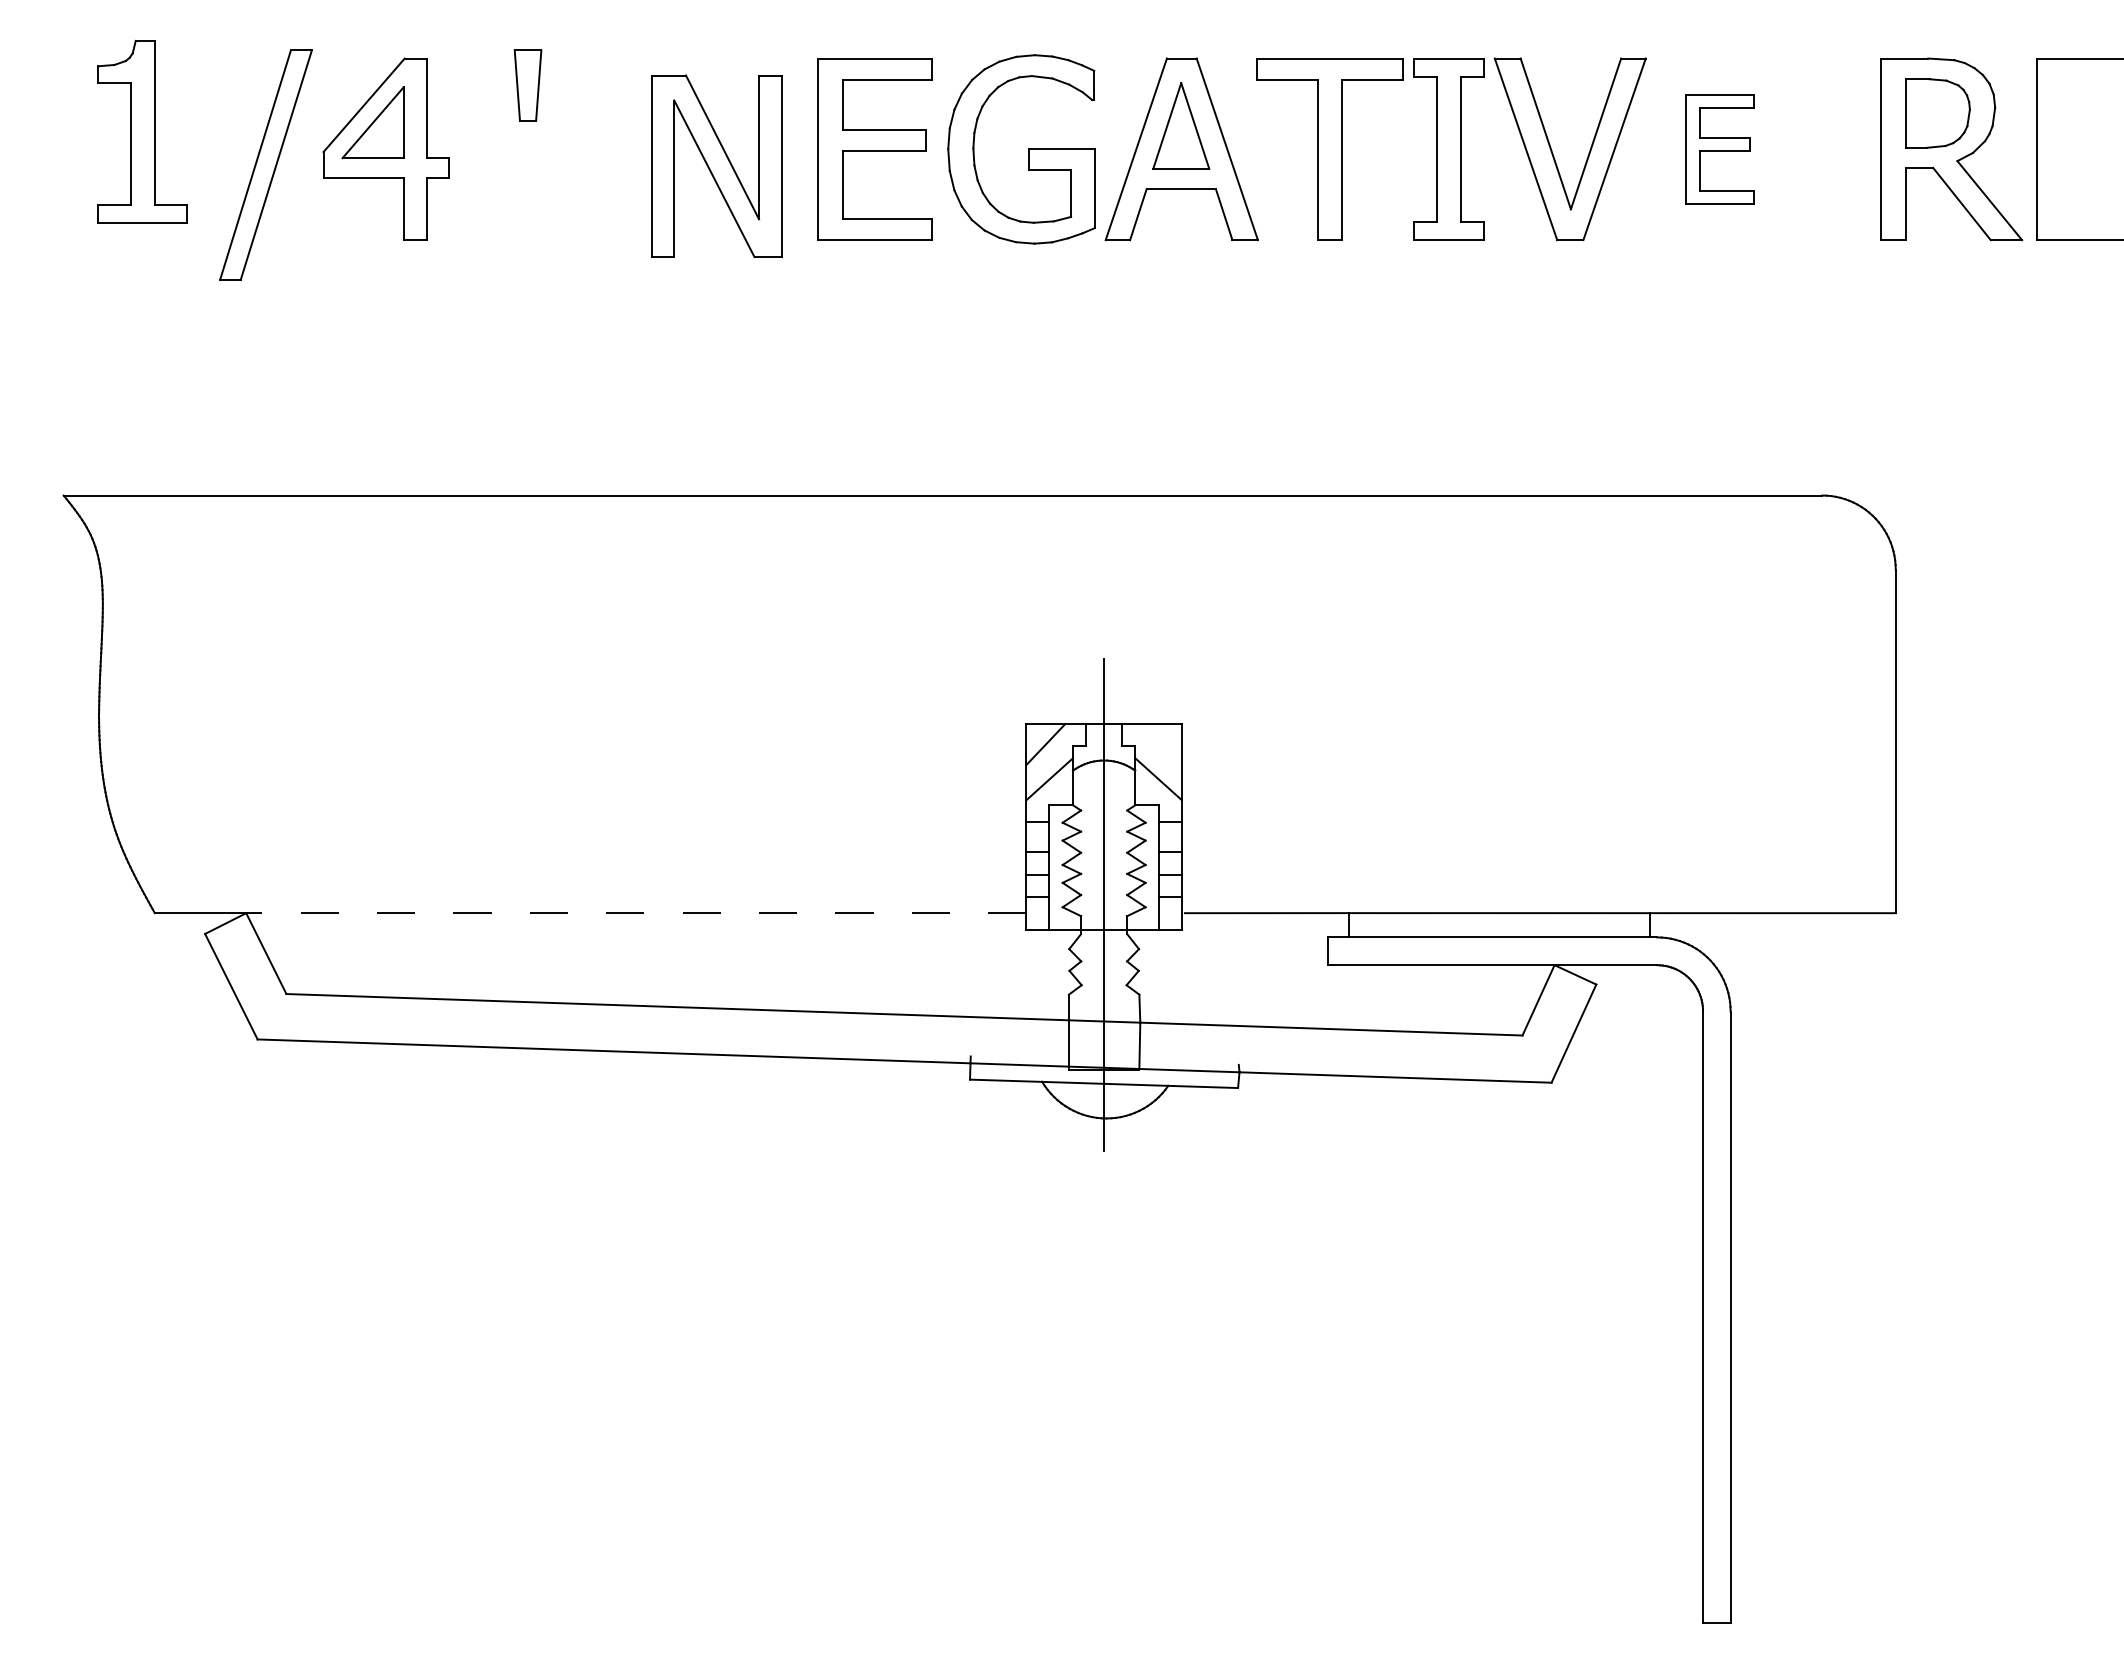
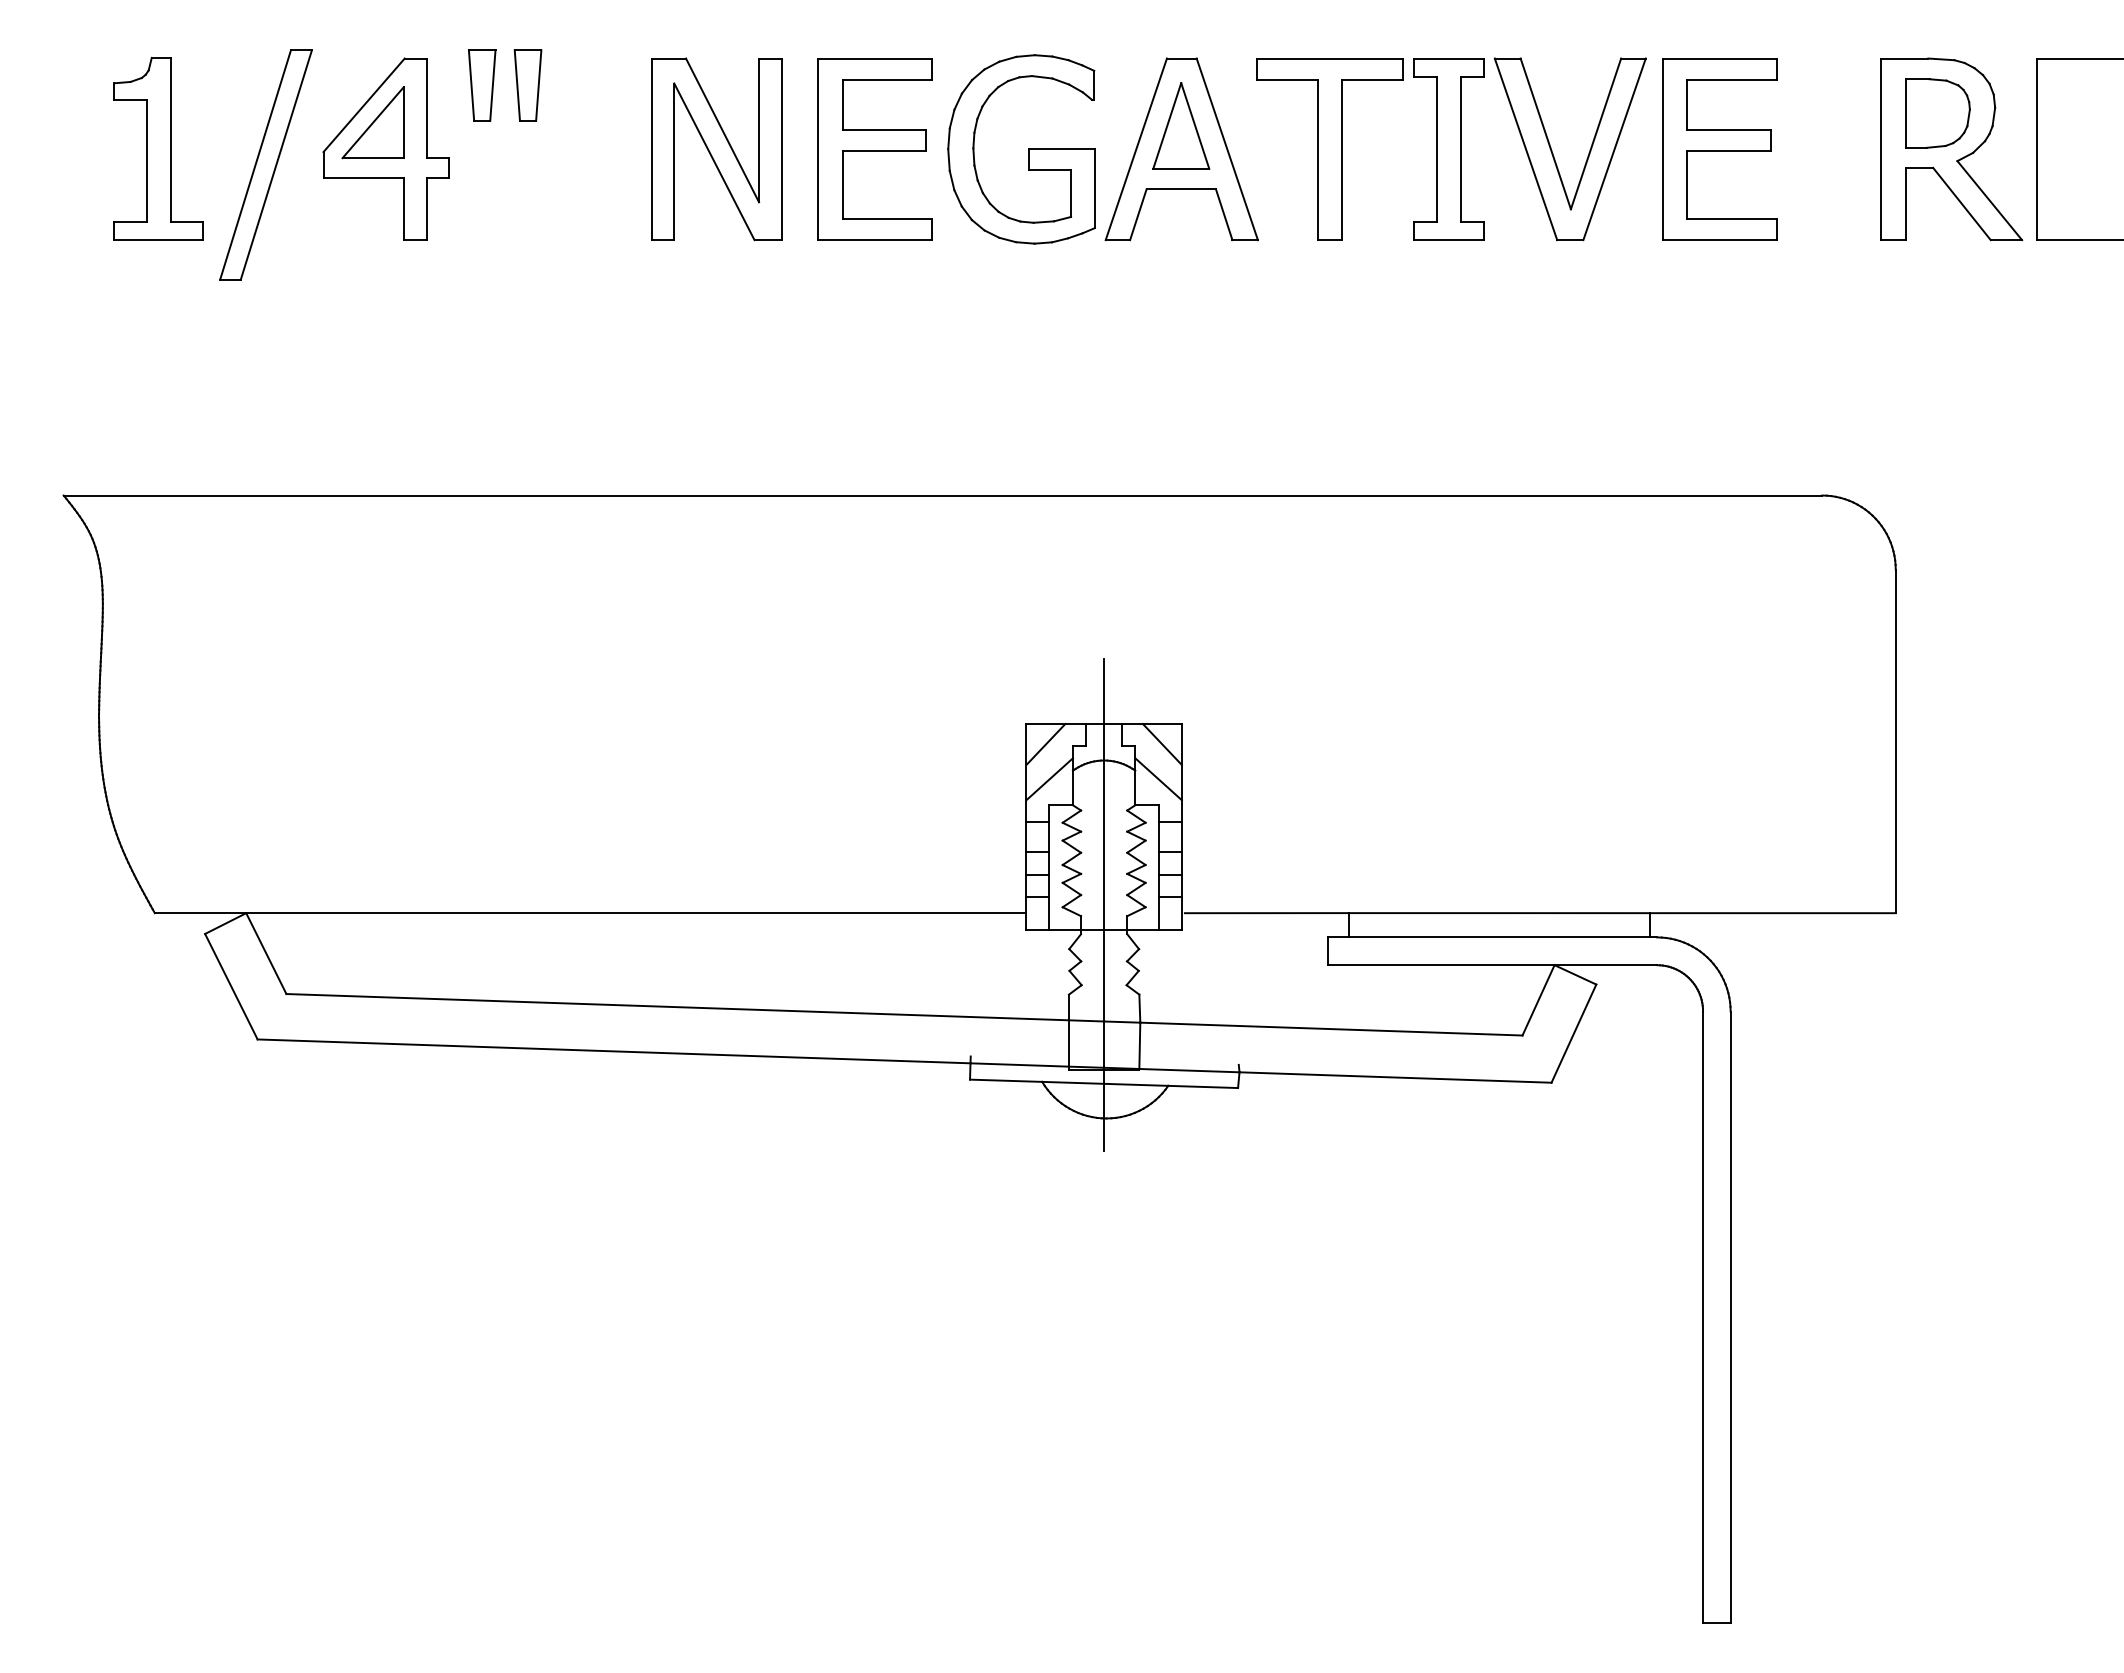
part: none -> present (482, 85)
part position: (142, 131) -> (158, 148) (158, 148)
part size: 70x111 px -> 116x183 px (1719, 149)
part position: (716, 166) -> (716, 149) (716, 149)
line: none -> present (1161, 744)
line: dashed -> solid (635, 913)
